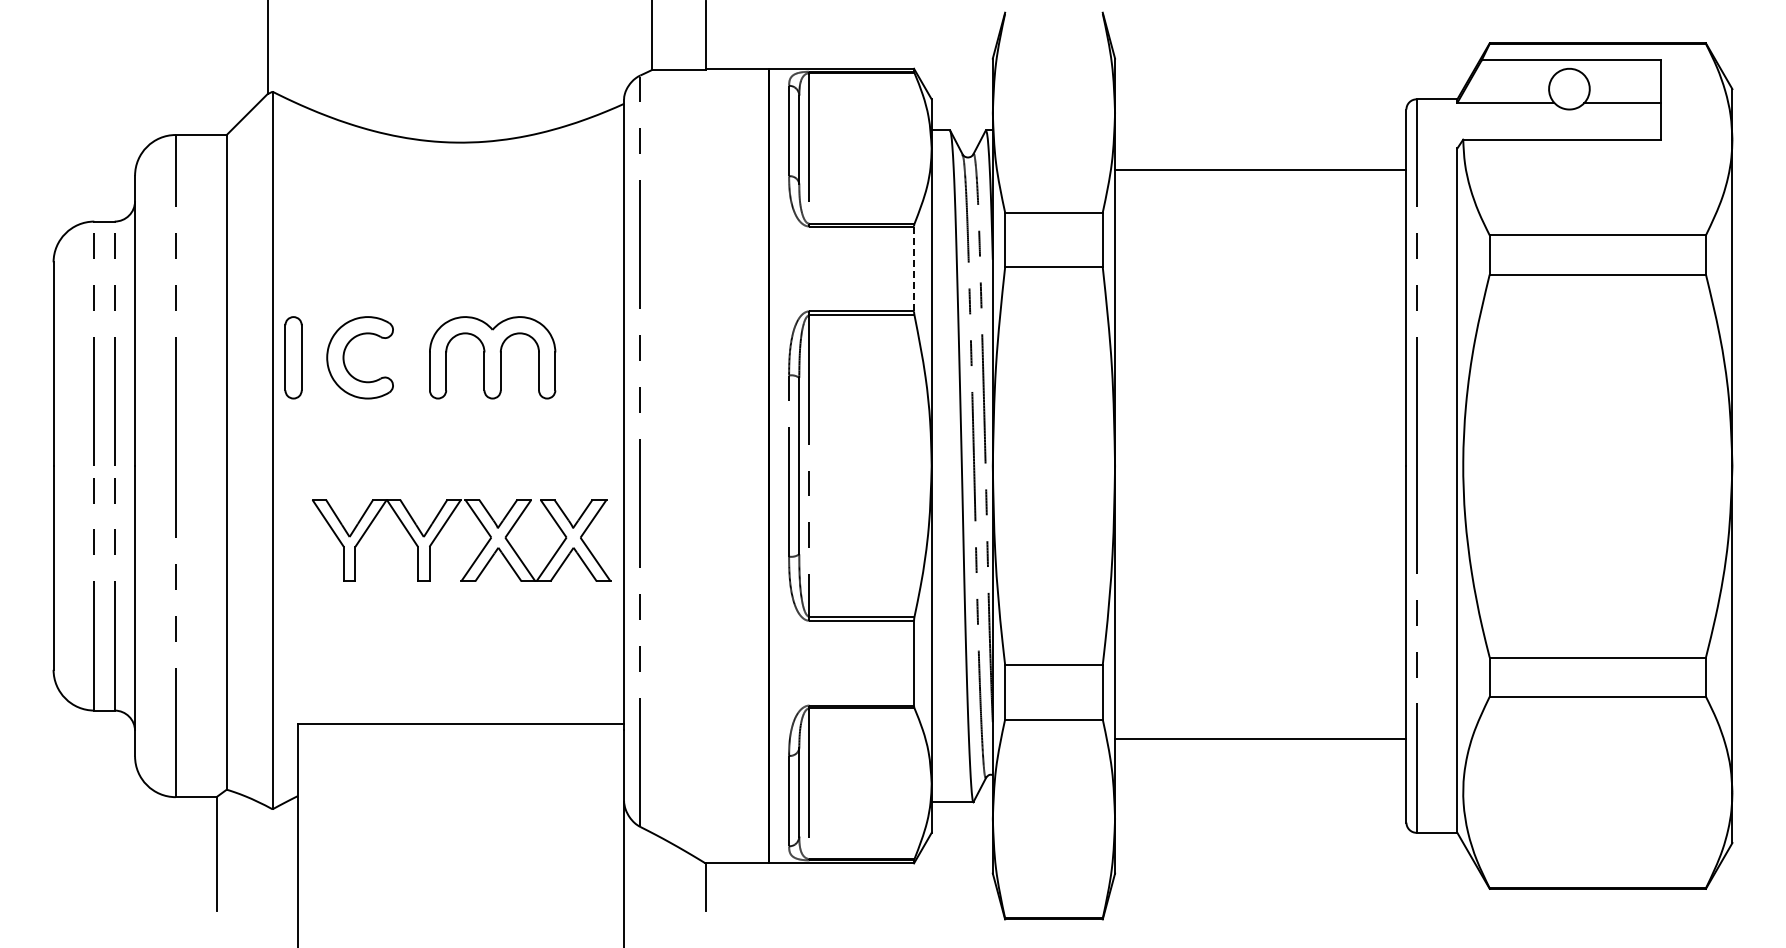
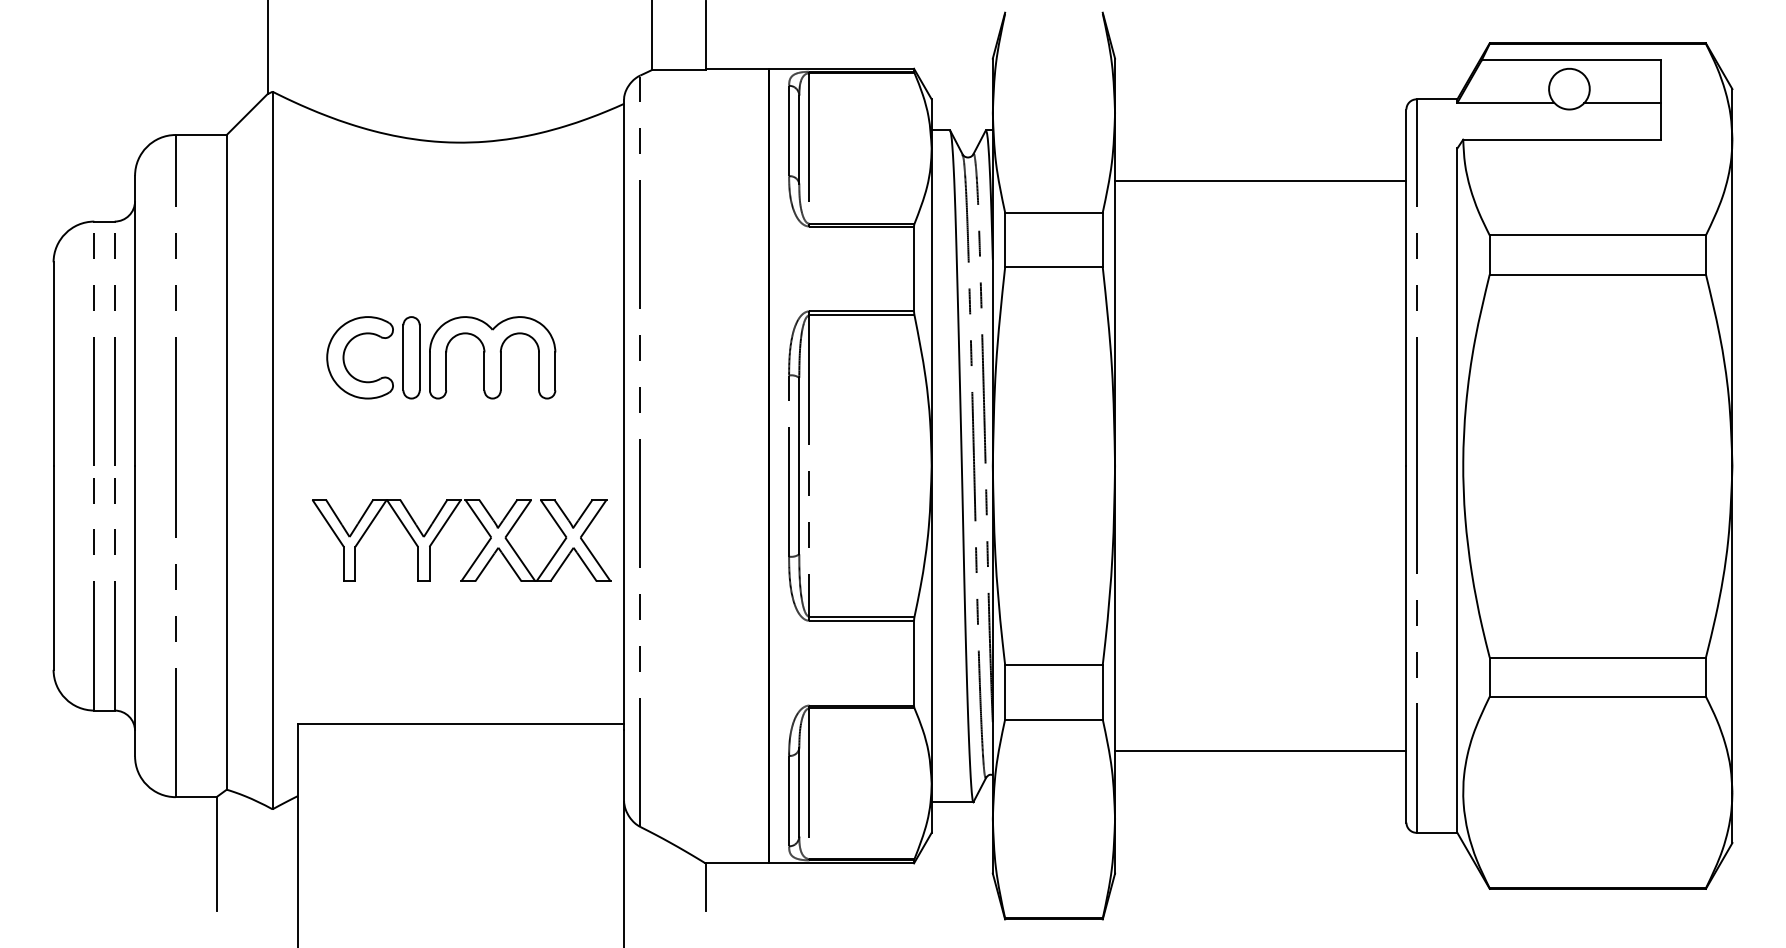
line position: (1260, 169) -> (1260, 180) (1260, 180)
line: dashed -> solid (914, 269)
part position: (293, 357) -> (411, 357) (411, 357)
line position: (1260, 739) -> (1260, 751) (1260, 751)
